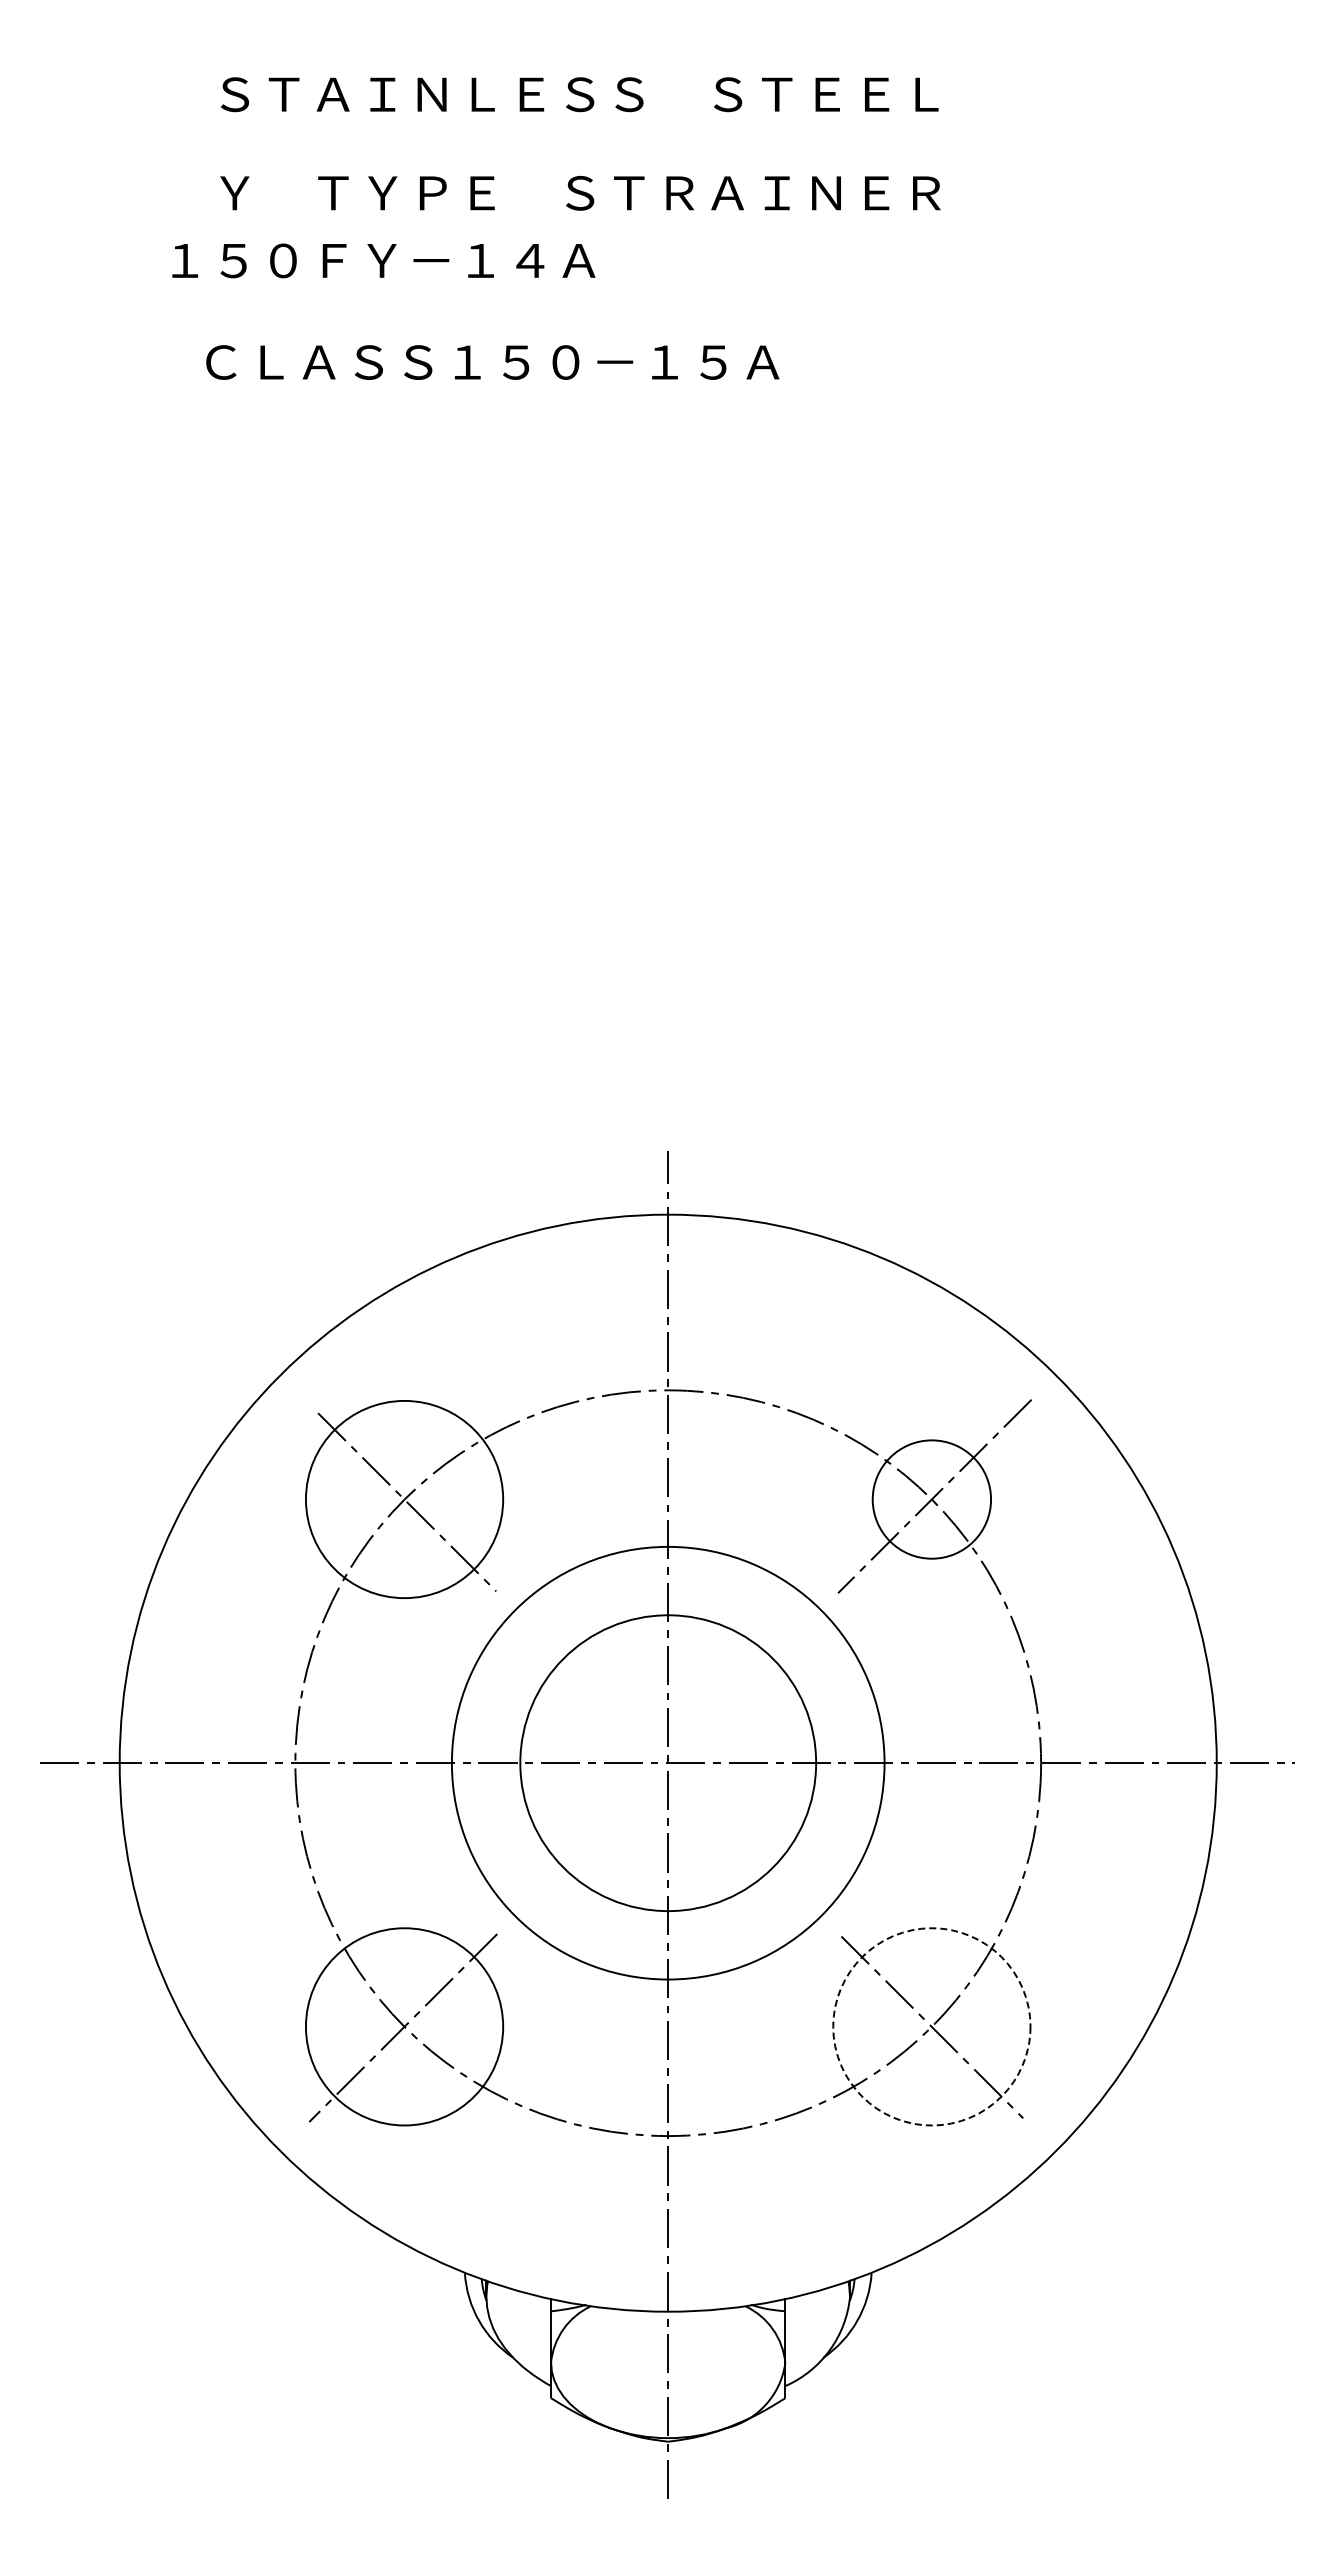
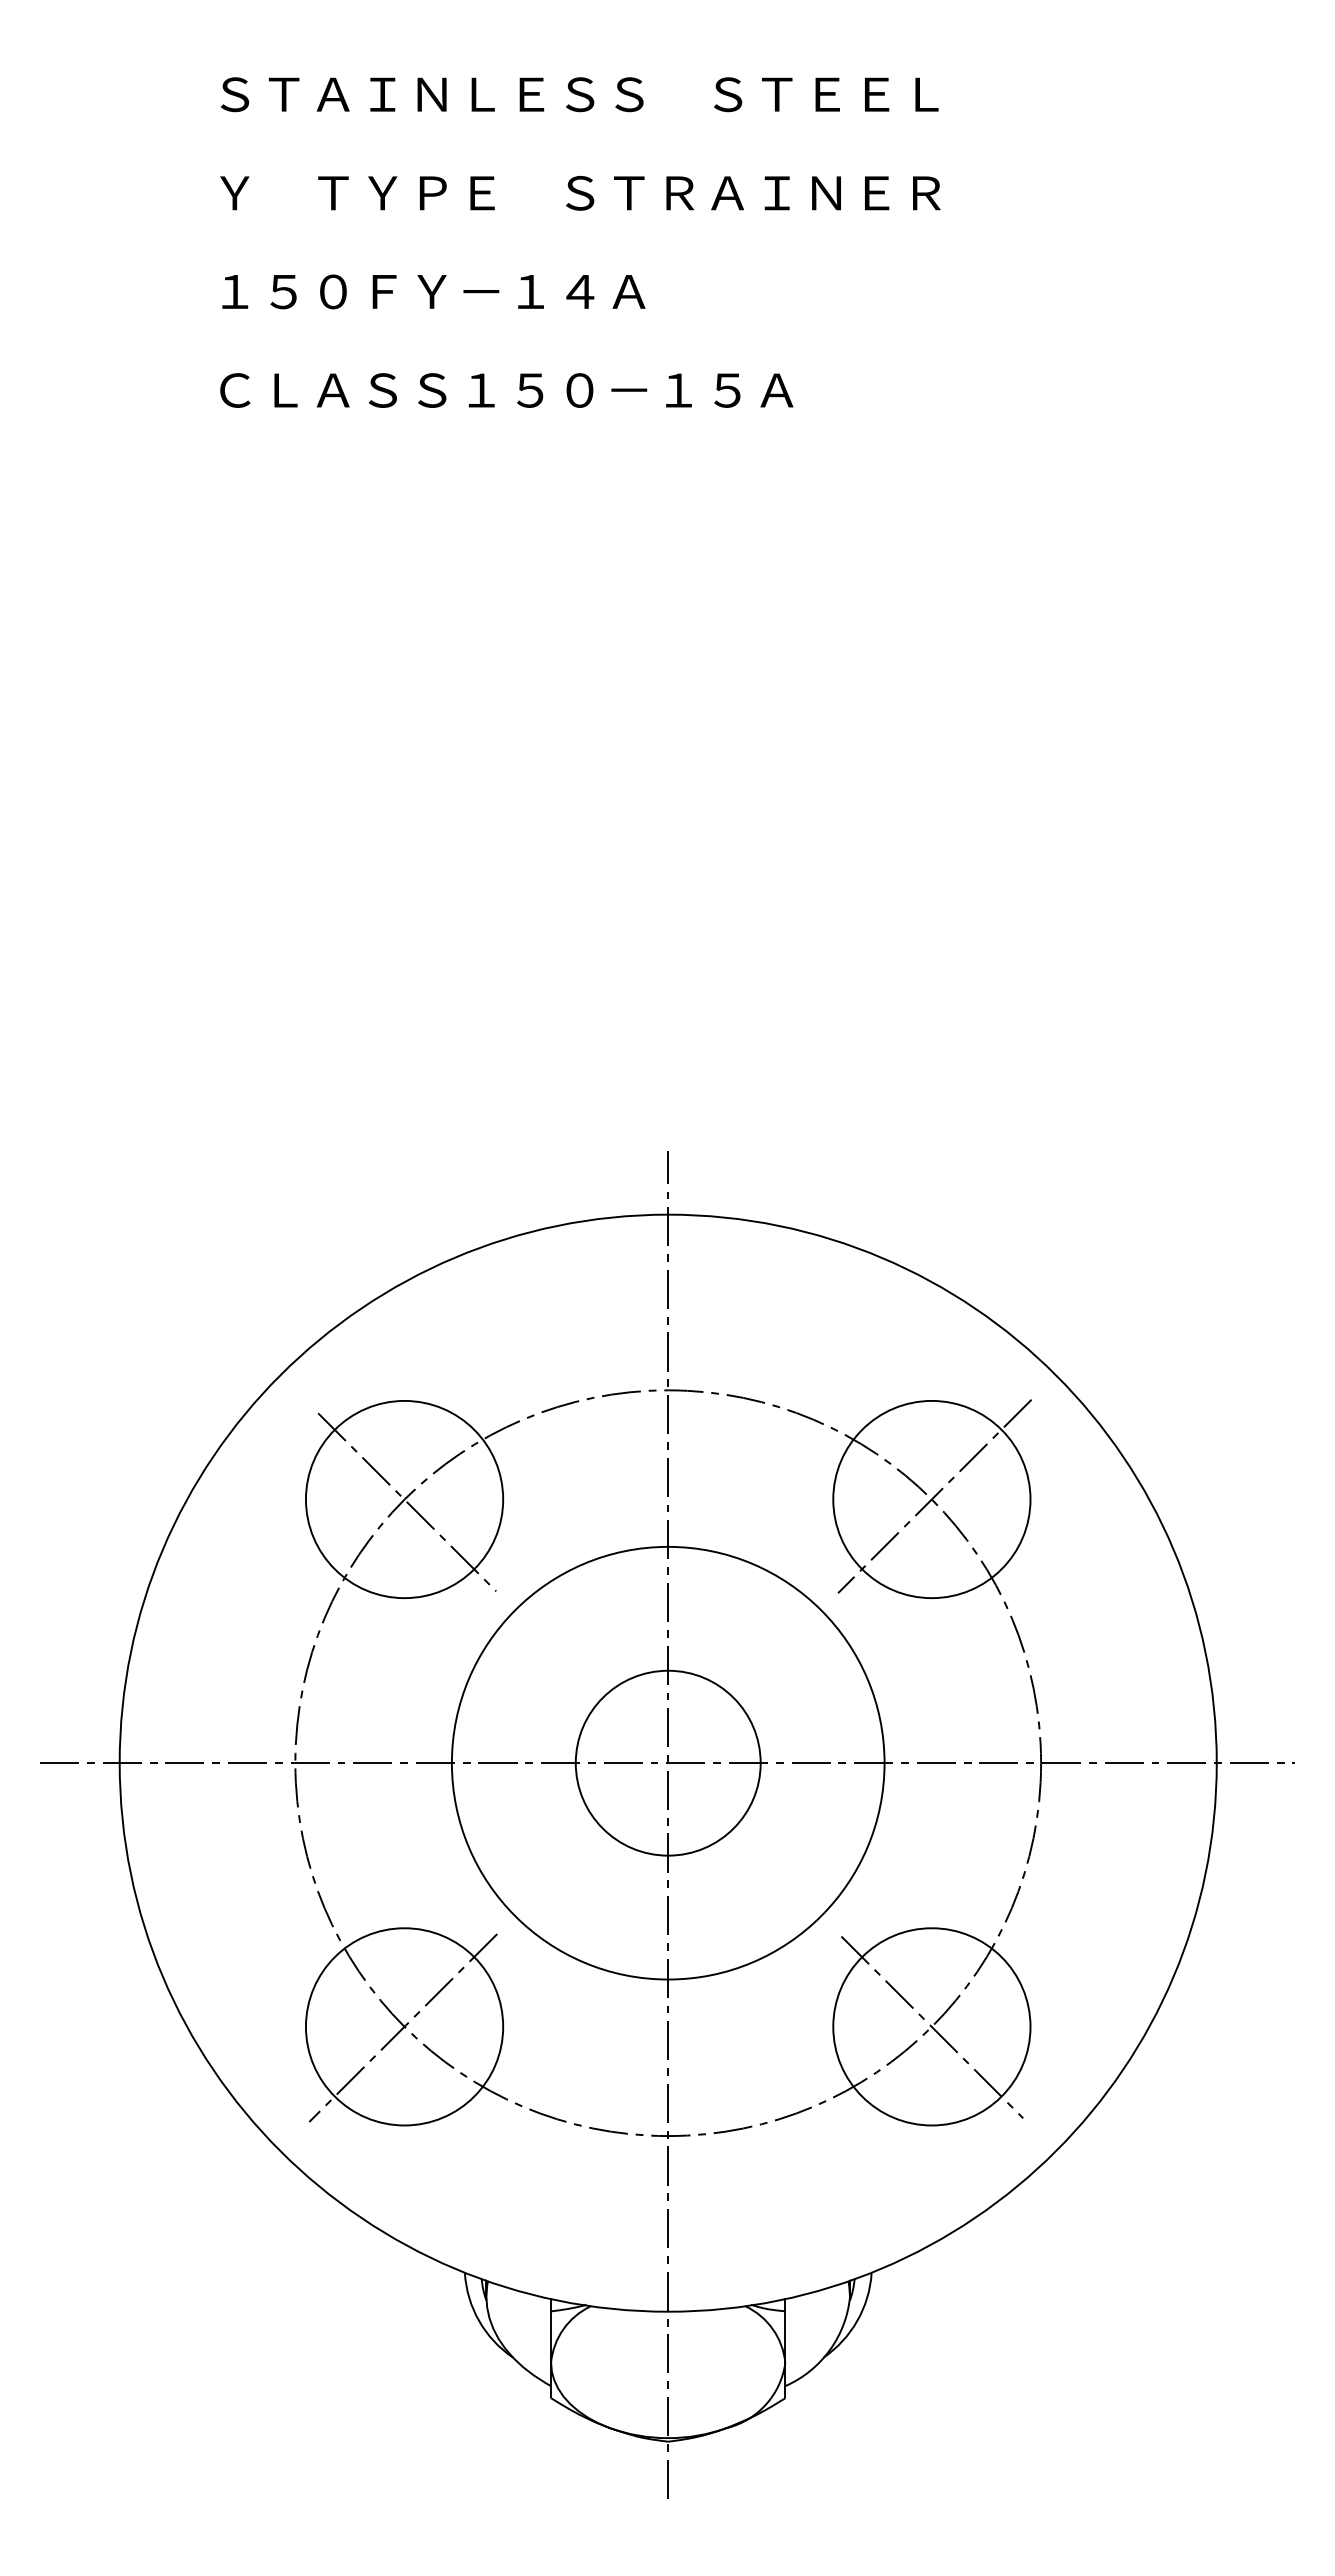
text position: (383, 260) -> (433, 291) (433, 291)
text position: (492, 362) -> (506, 390) (506, 390)
circle diameter: 118 px -> 197 px (931, 1499)
circle diameter: 296 px -> 185 px (667, 1762)
circle: dashed -> solid (931, 2026)
